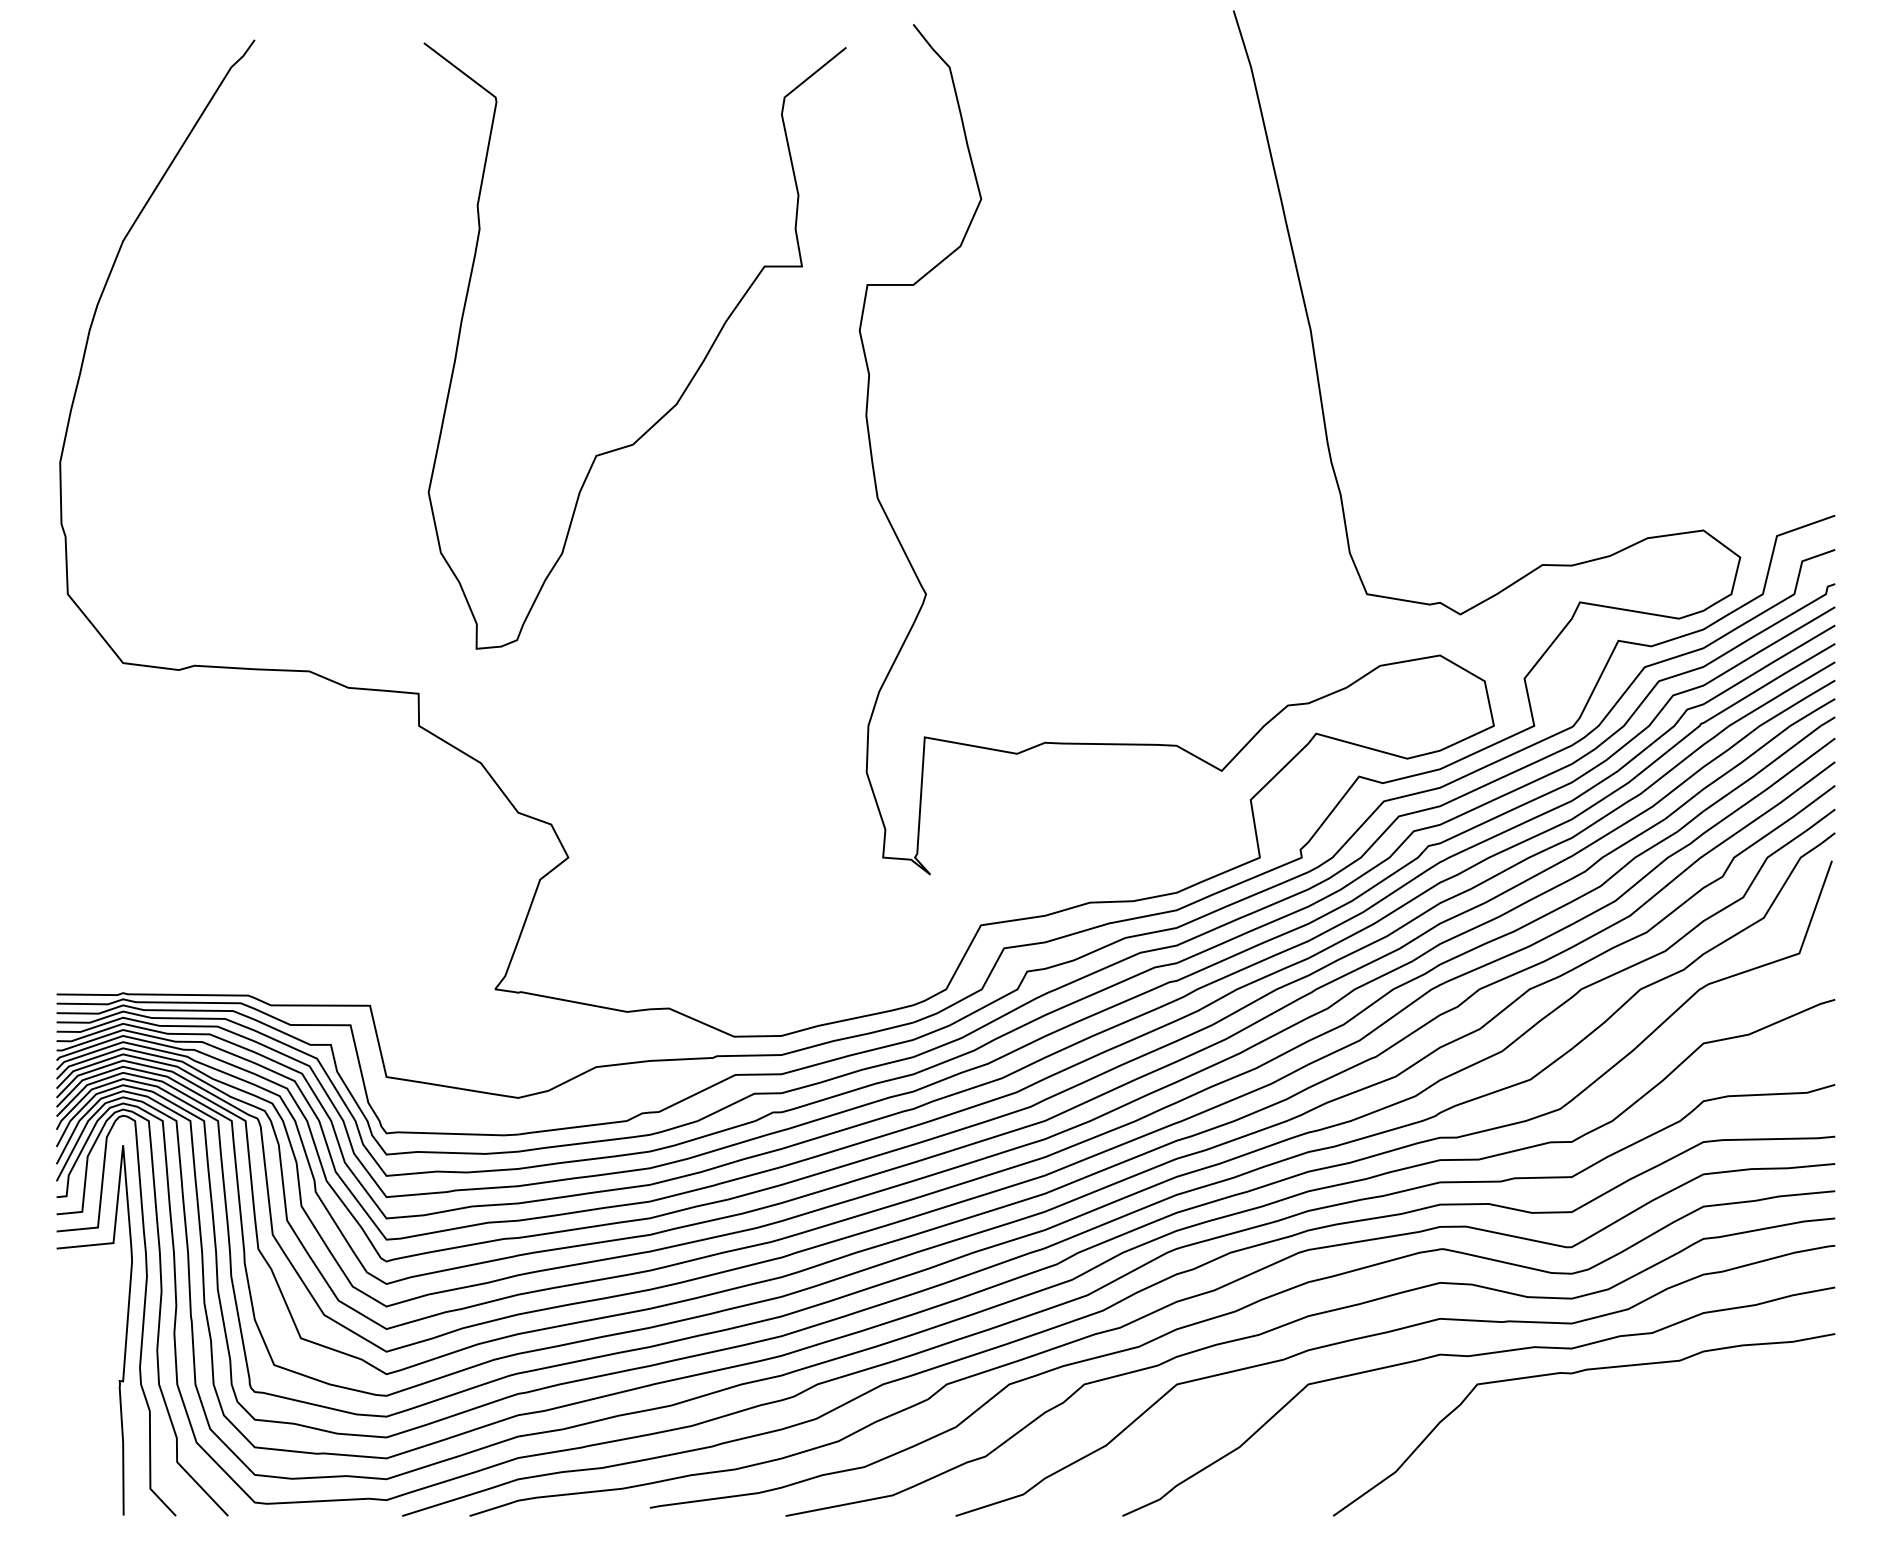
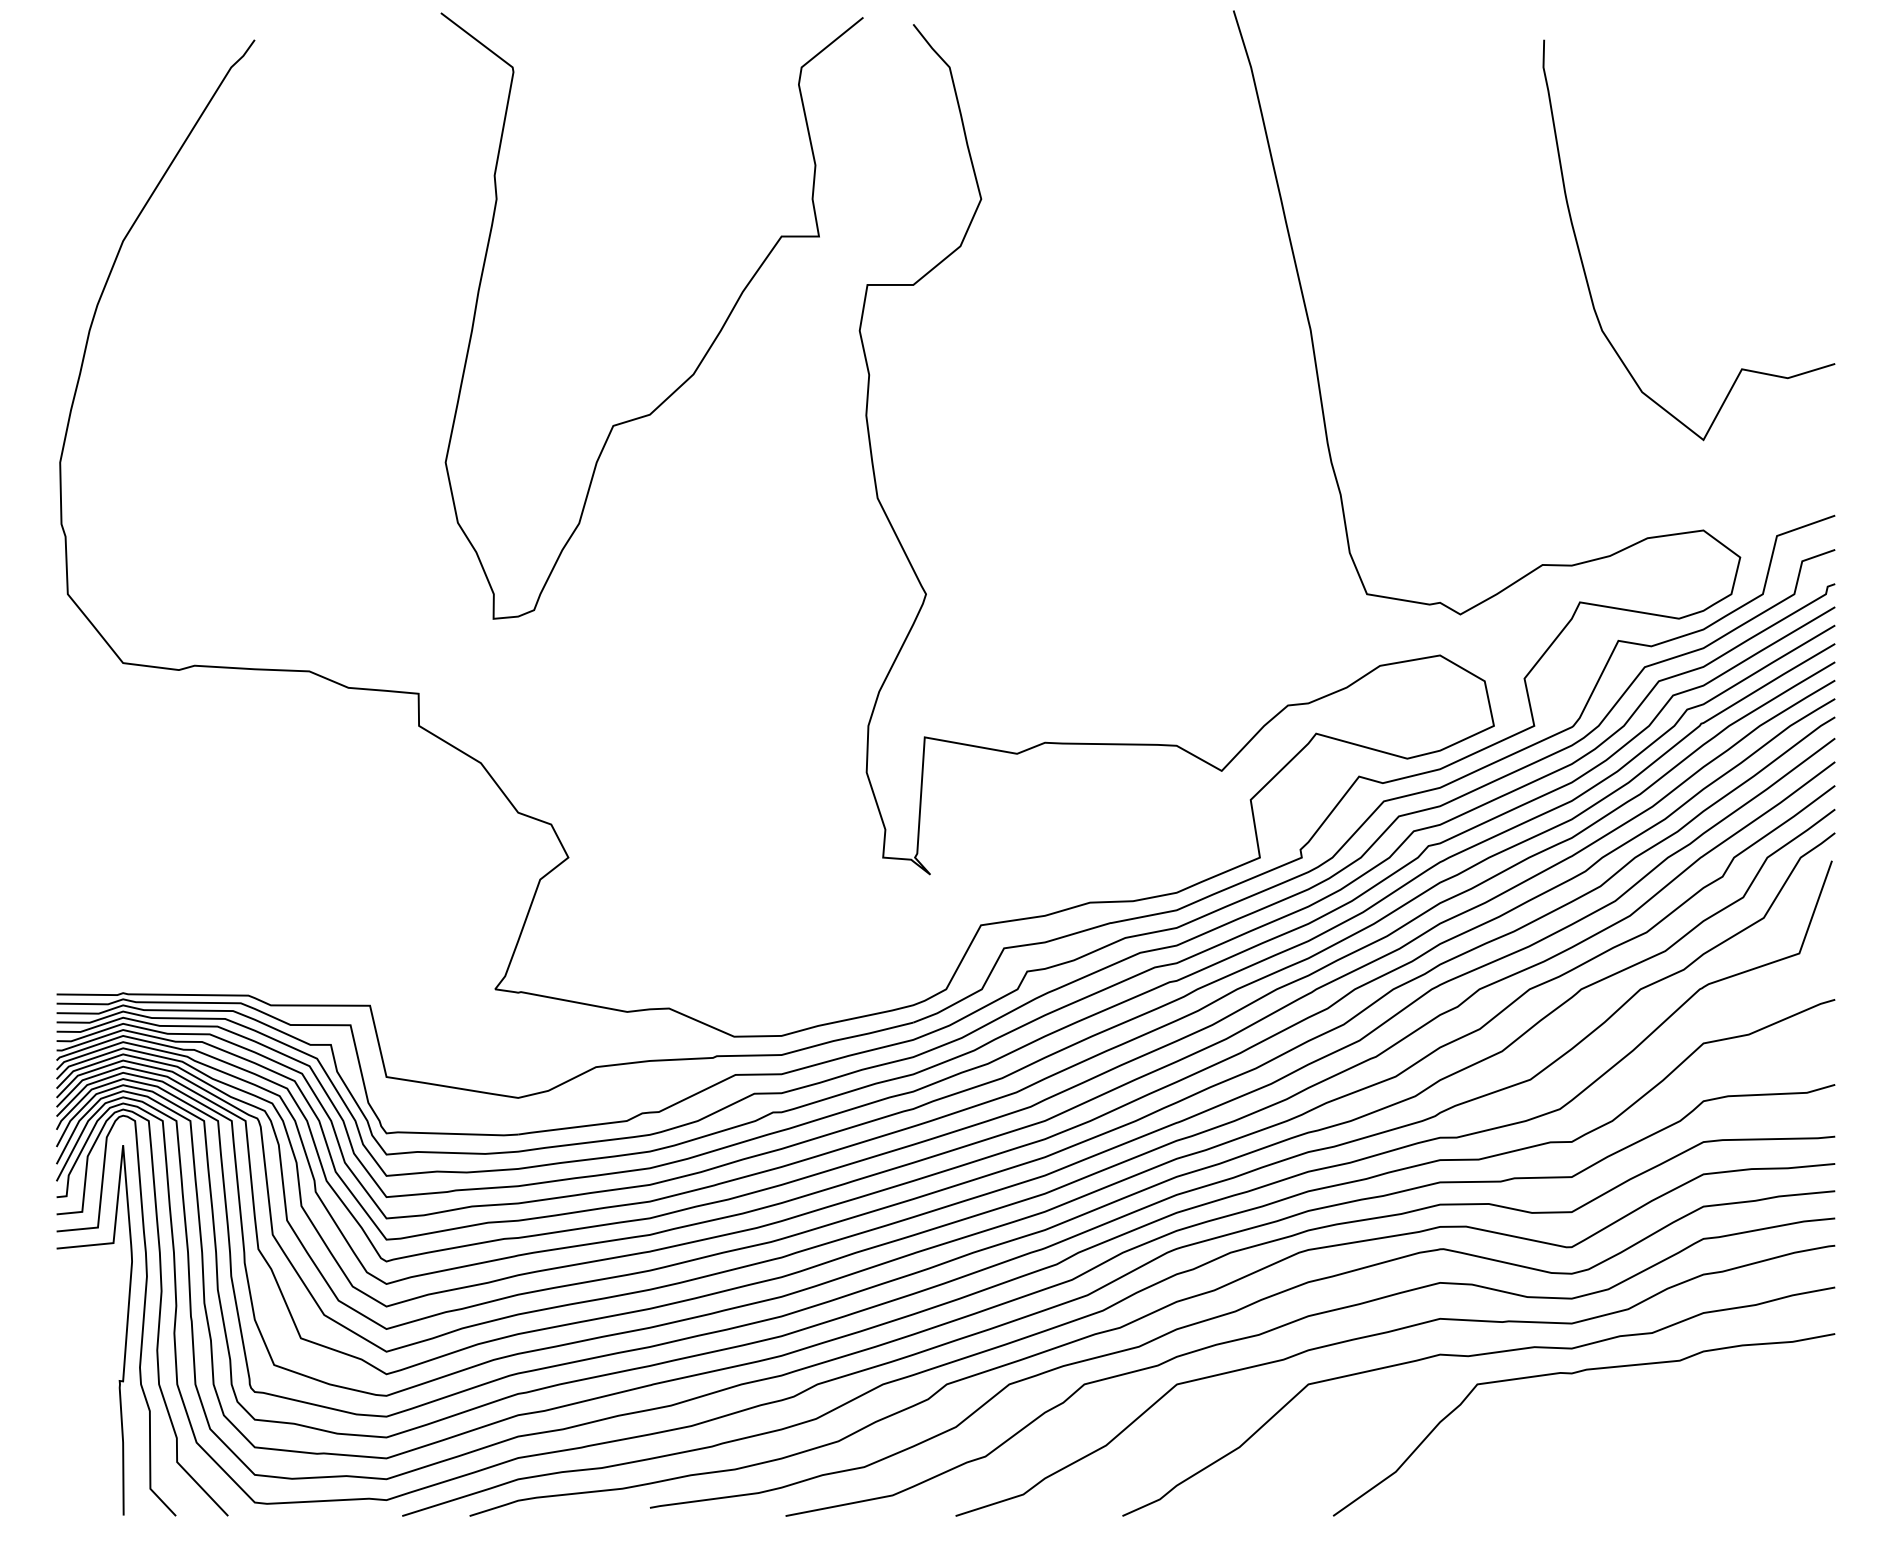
curve: none -> present (1585, 270)
curve position: (689, 381) -> (706, 351) (706, 351)
